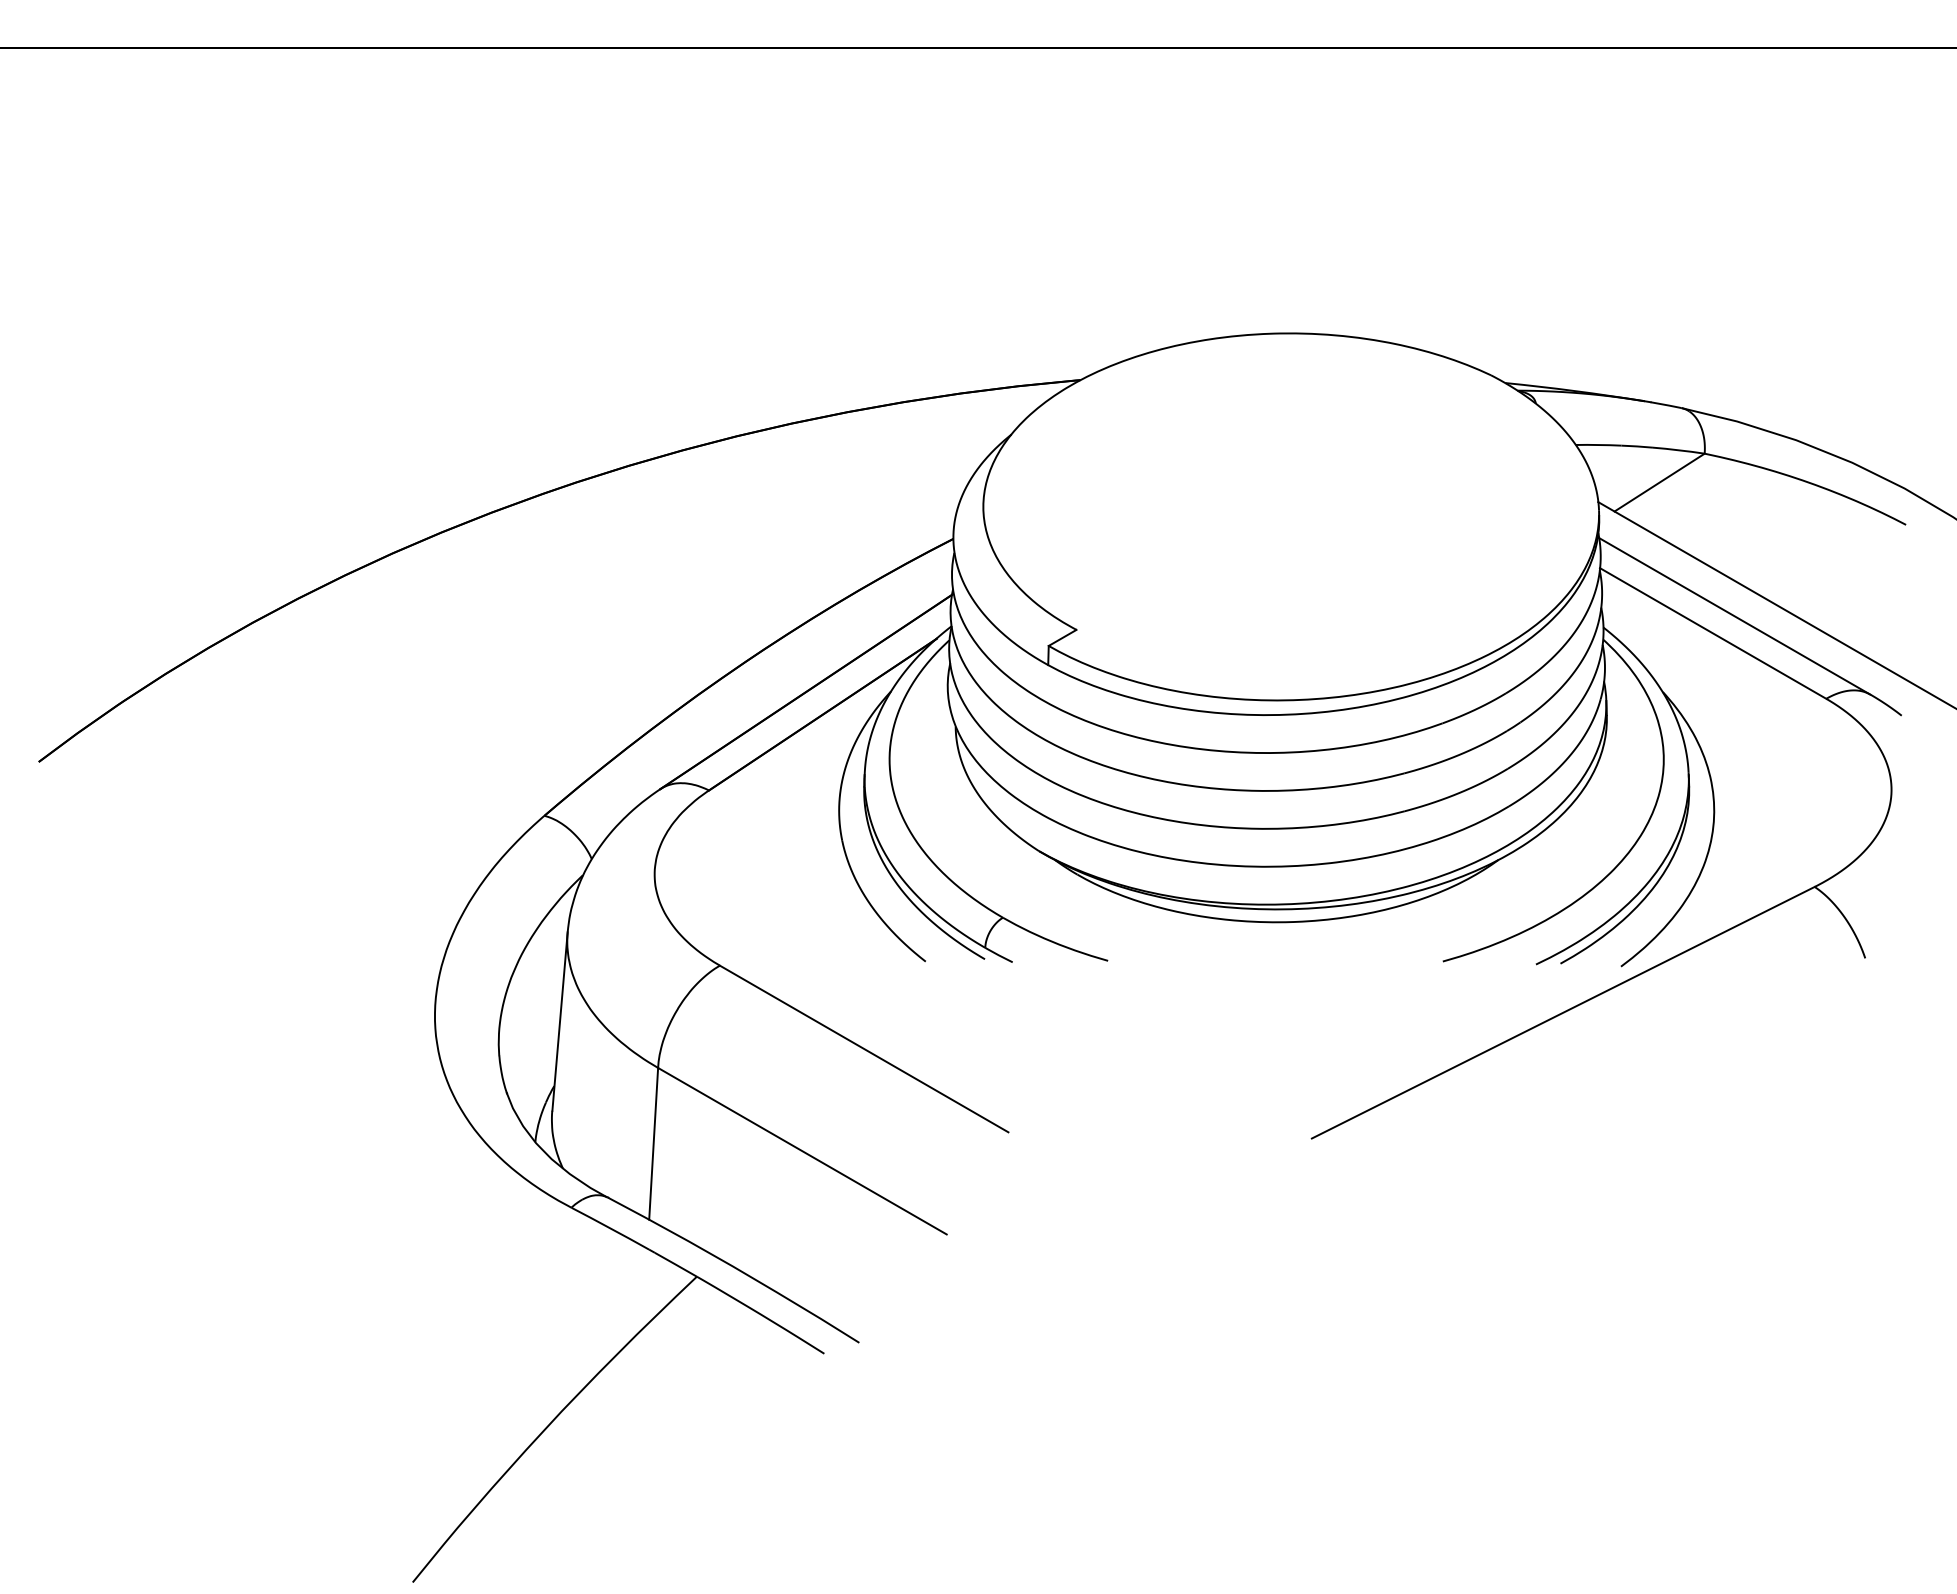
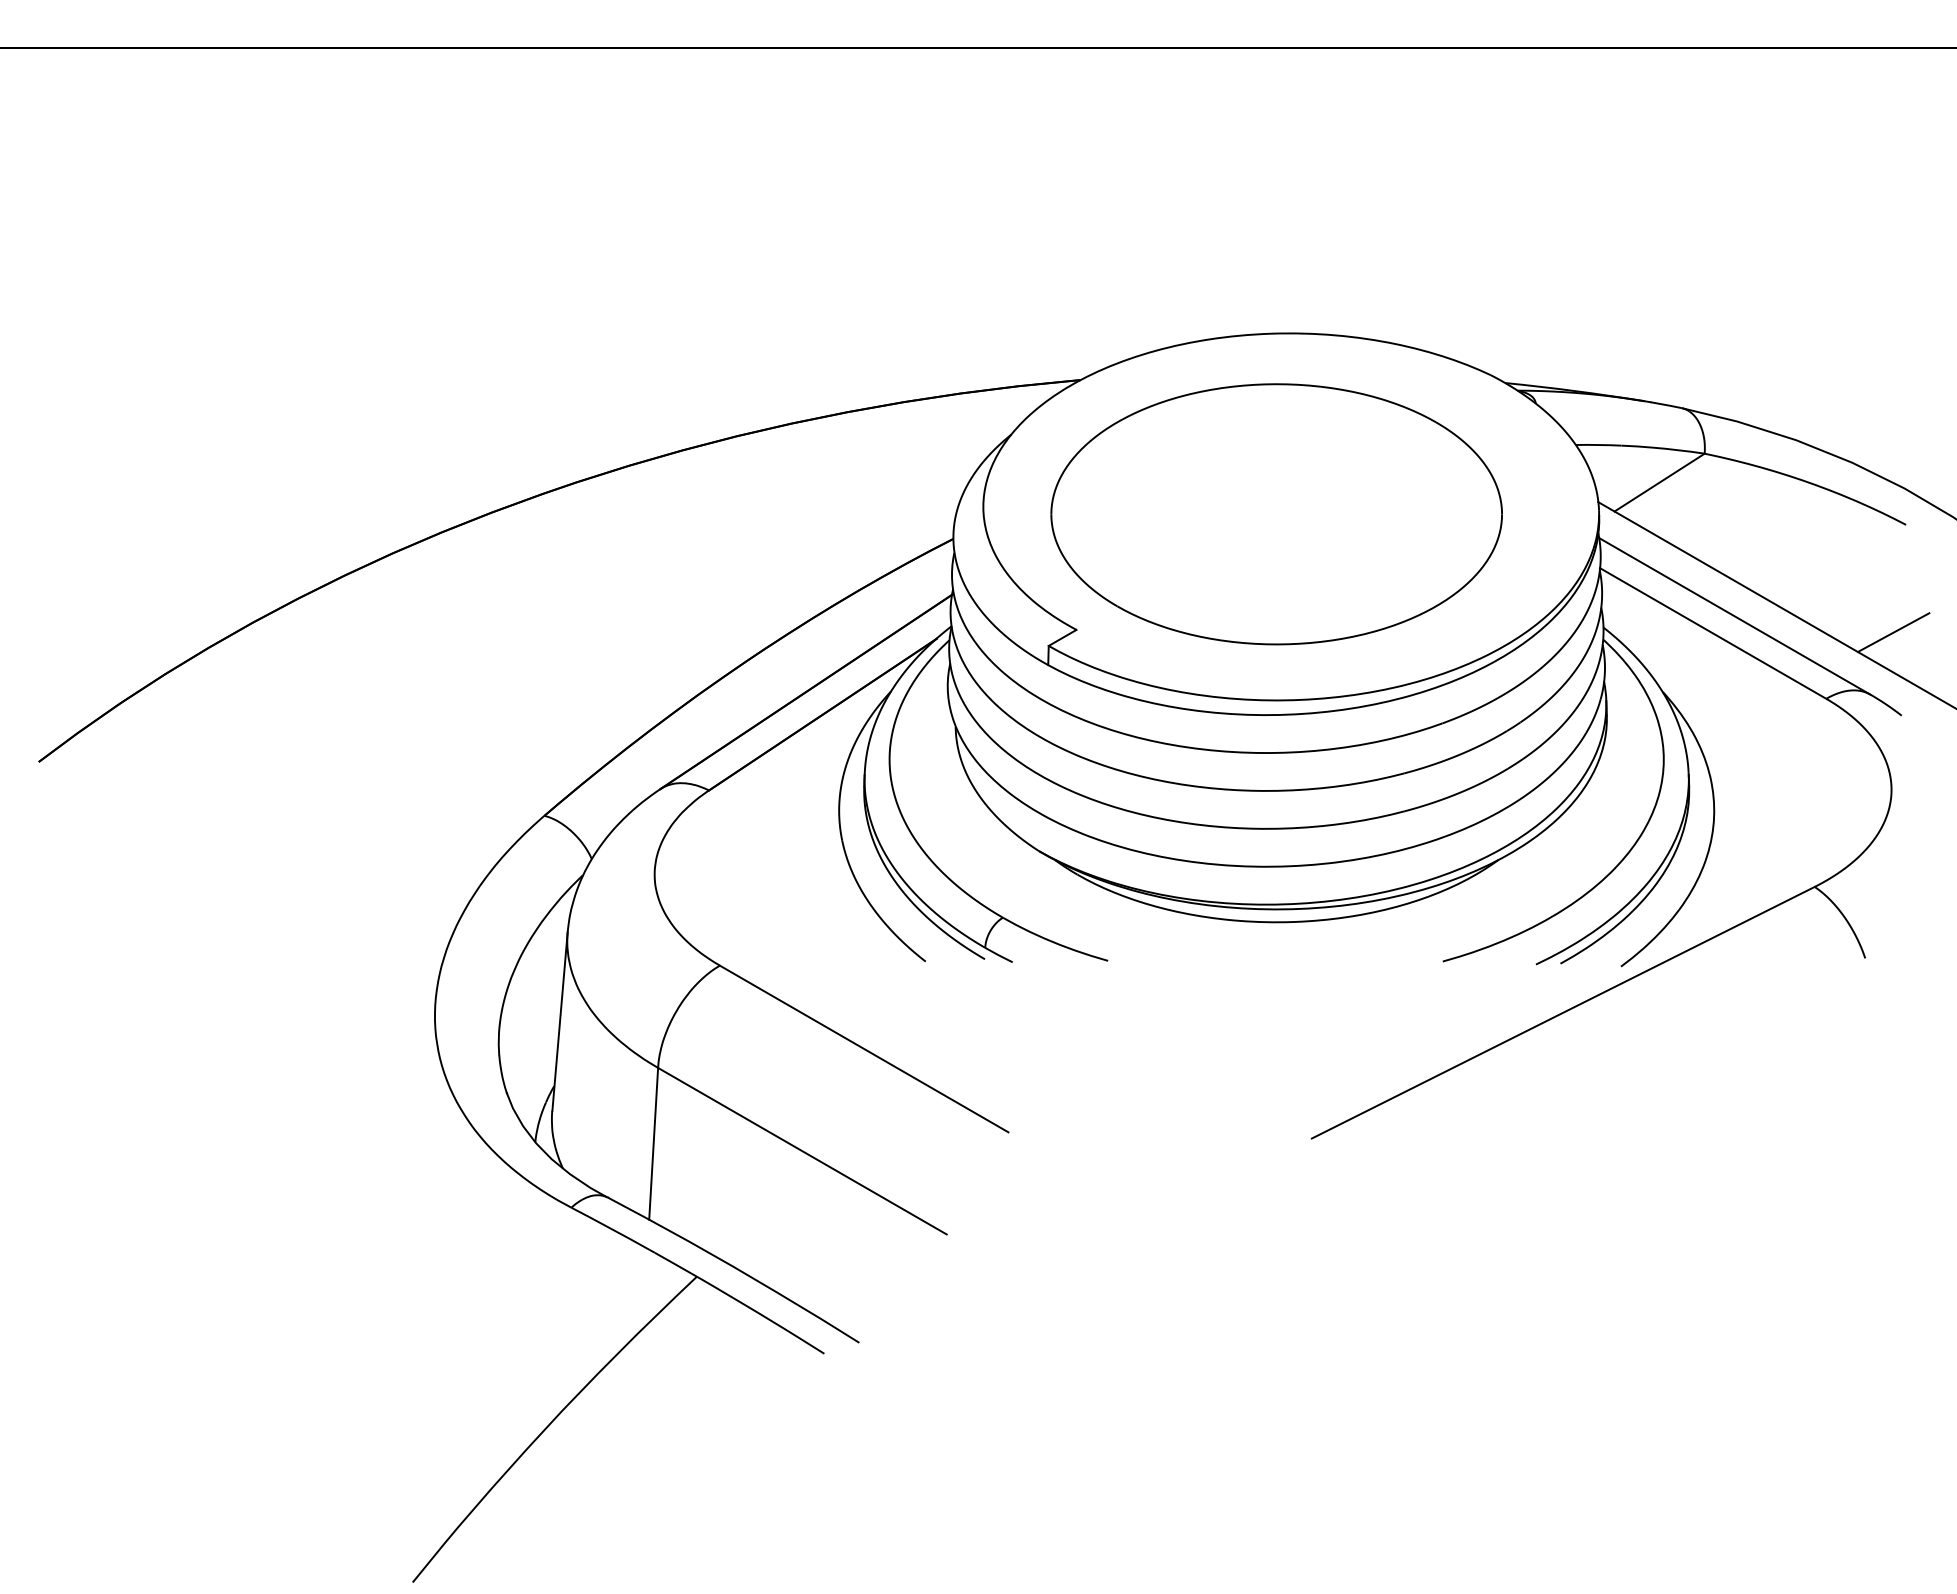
part: none -> present (1276, 514)
line: none -> present (1893, 632)
